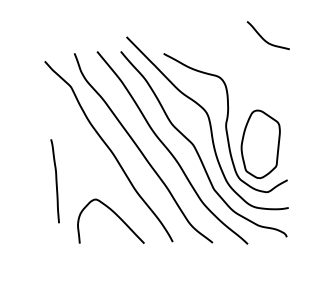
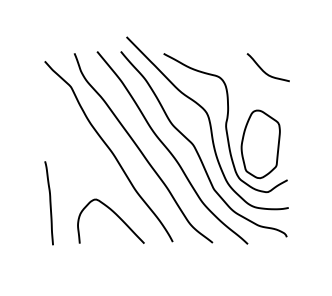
curve position: (264, 38) -> (264, 70) (264, 70)
curve position: (55, 181) -> (49, 203) (49, 203)
